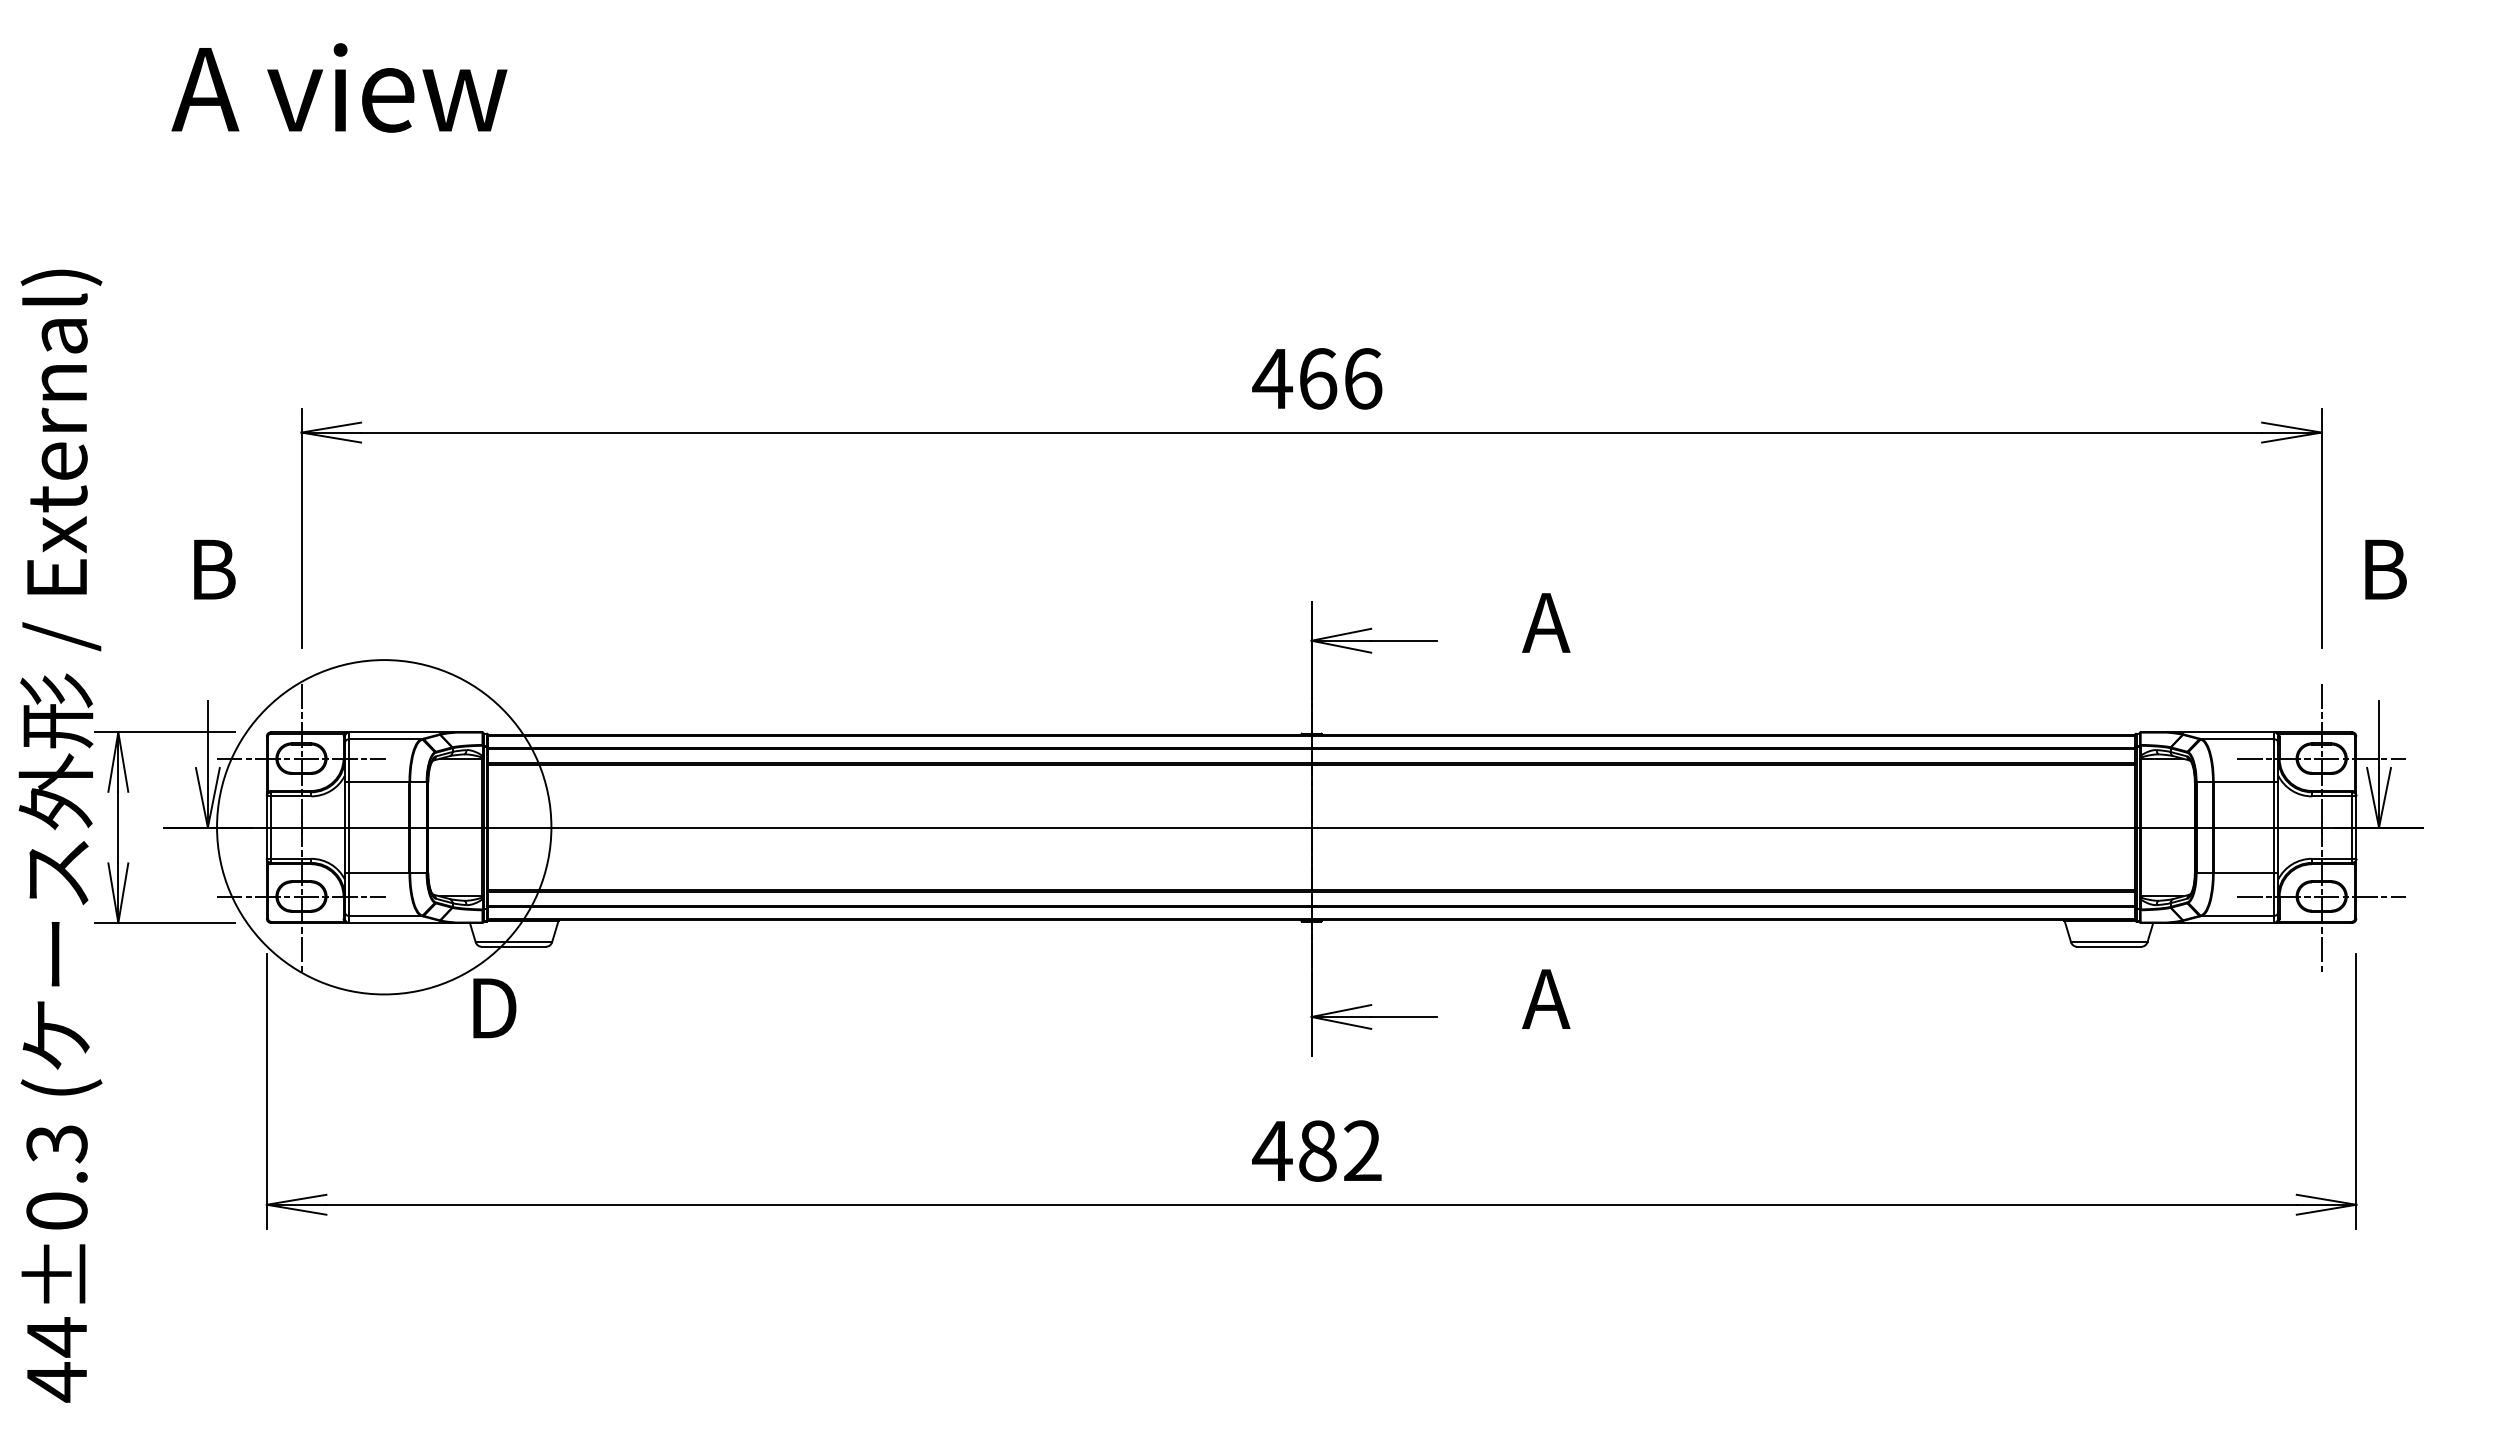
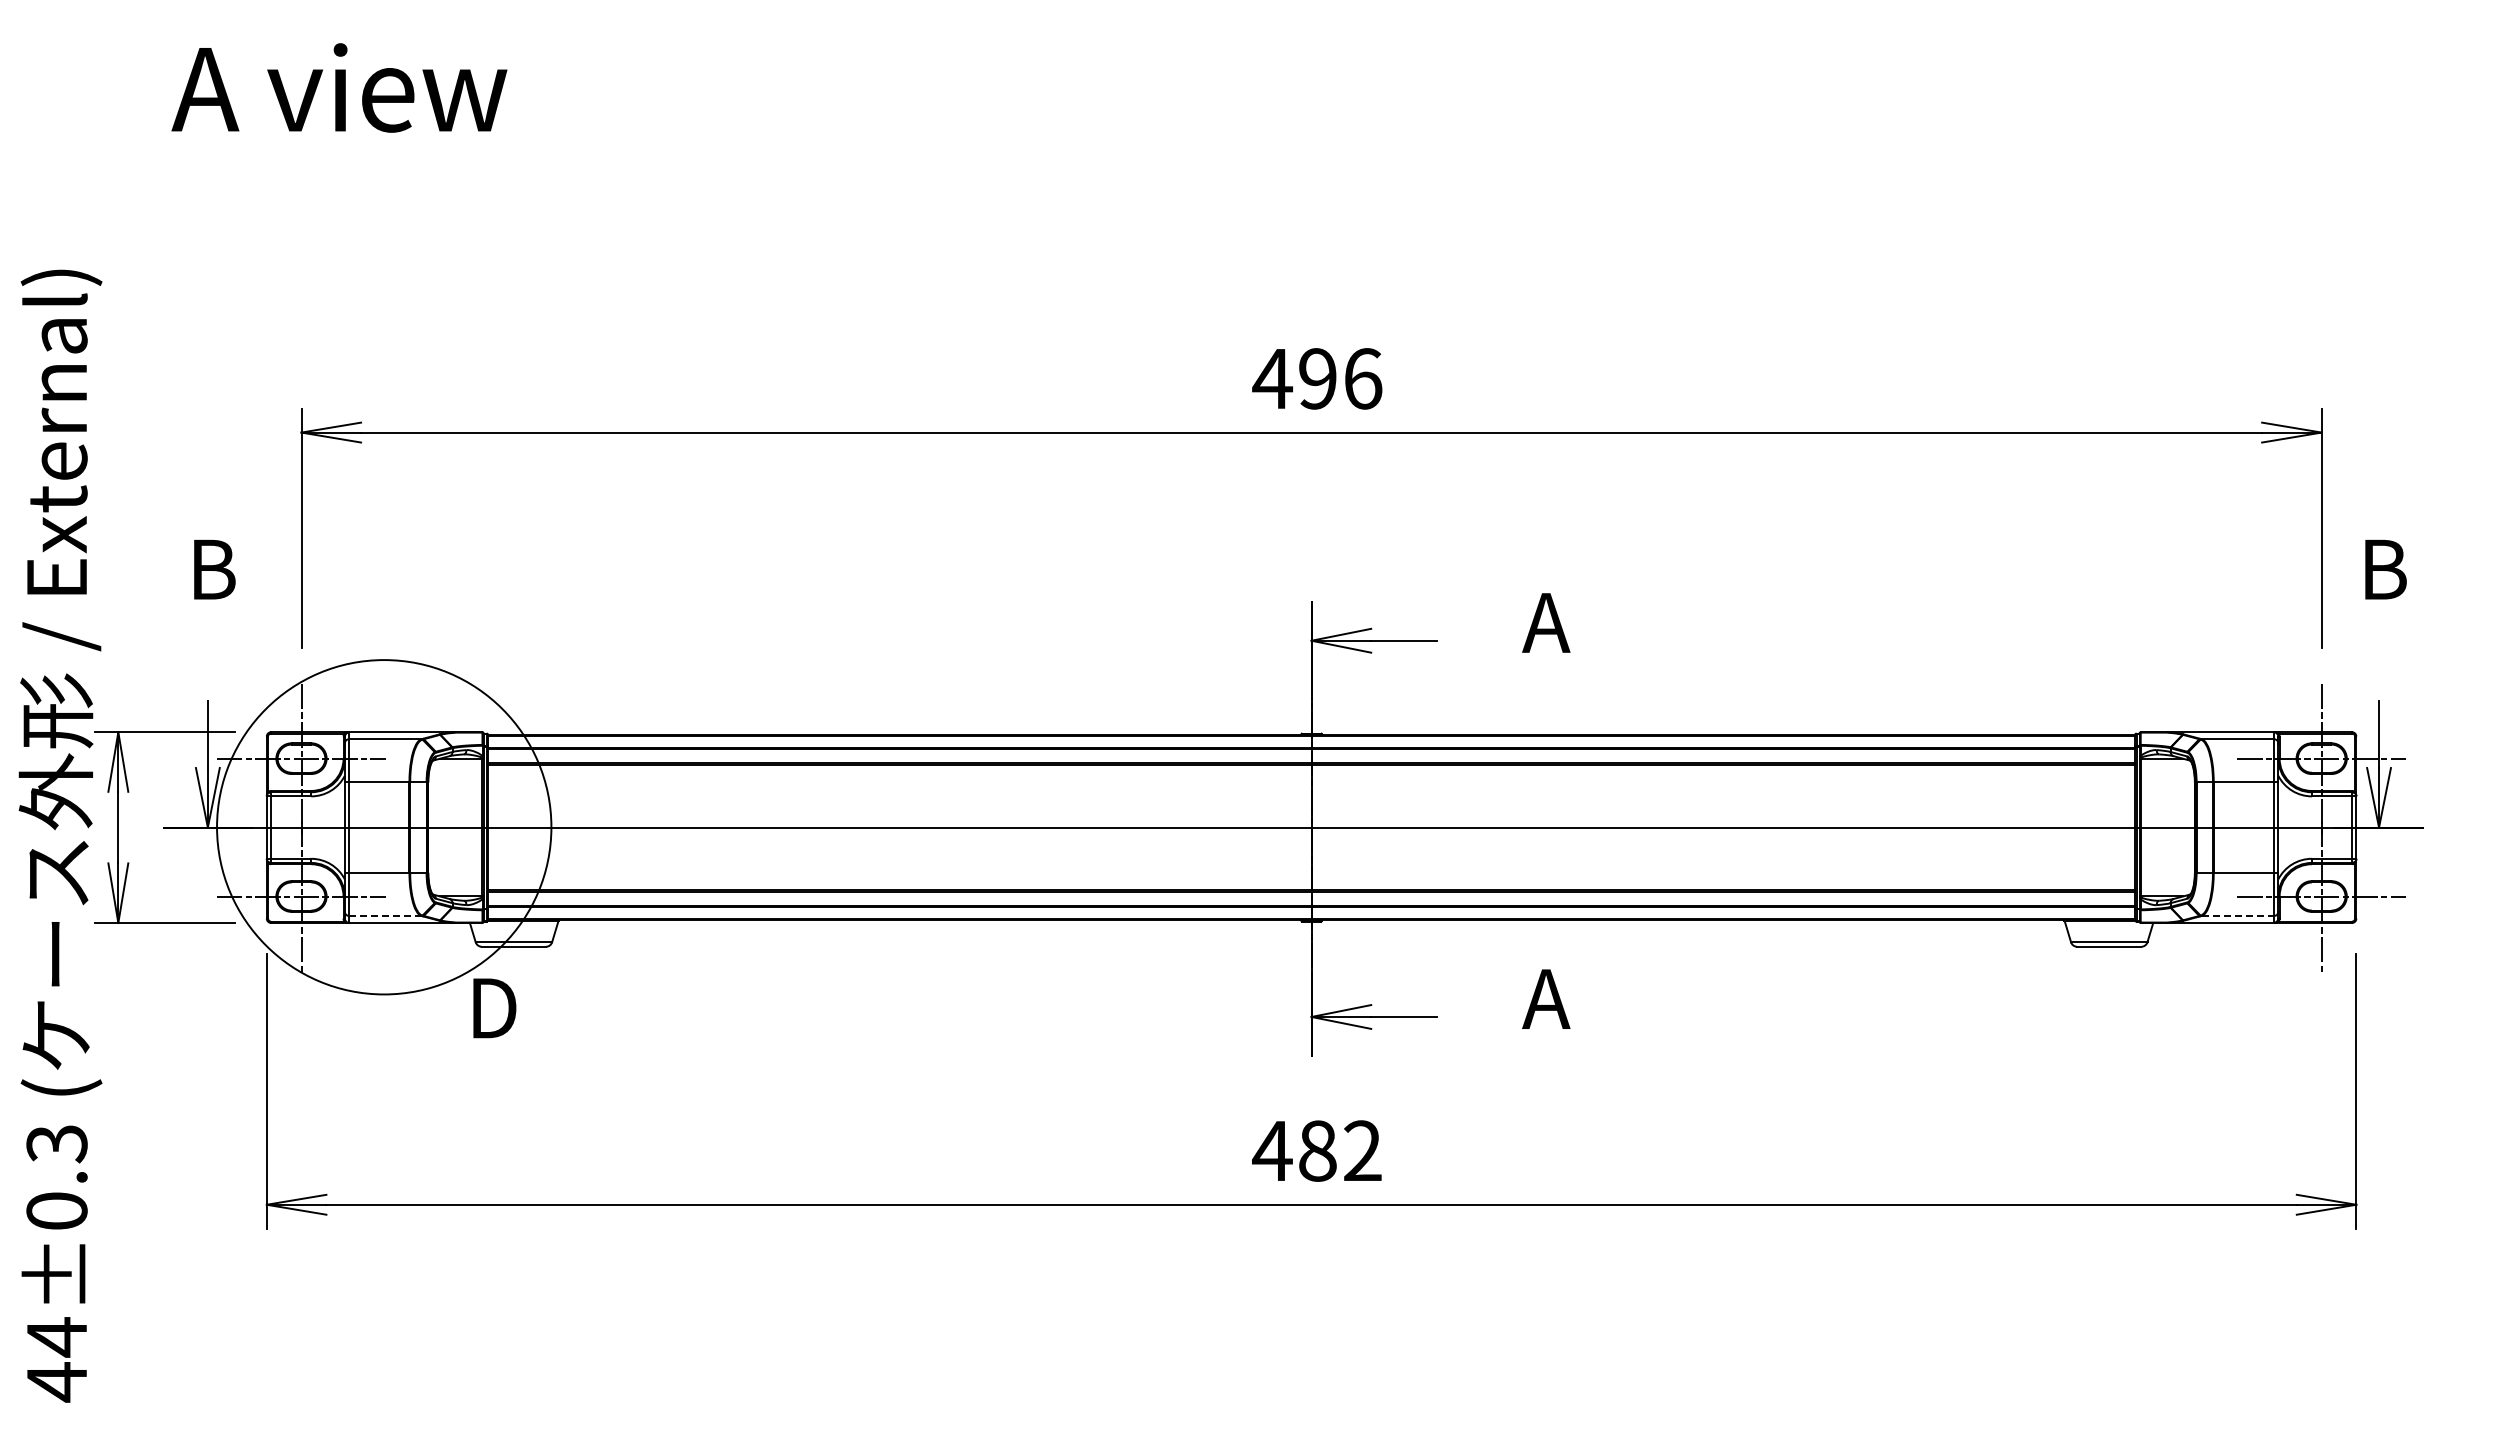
text: 466 -> 496 (1318, 378)
line: solid -> dashed (384, 916)
line: solid -> dashed (2238, 916)
